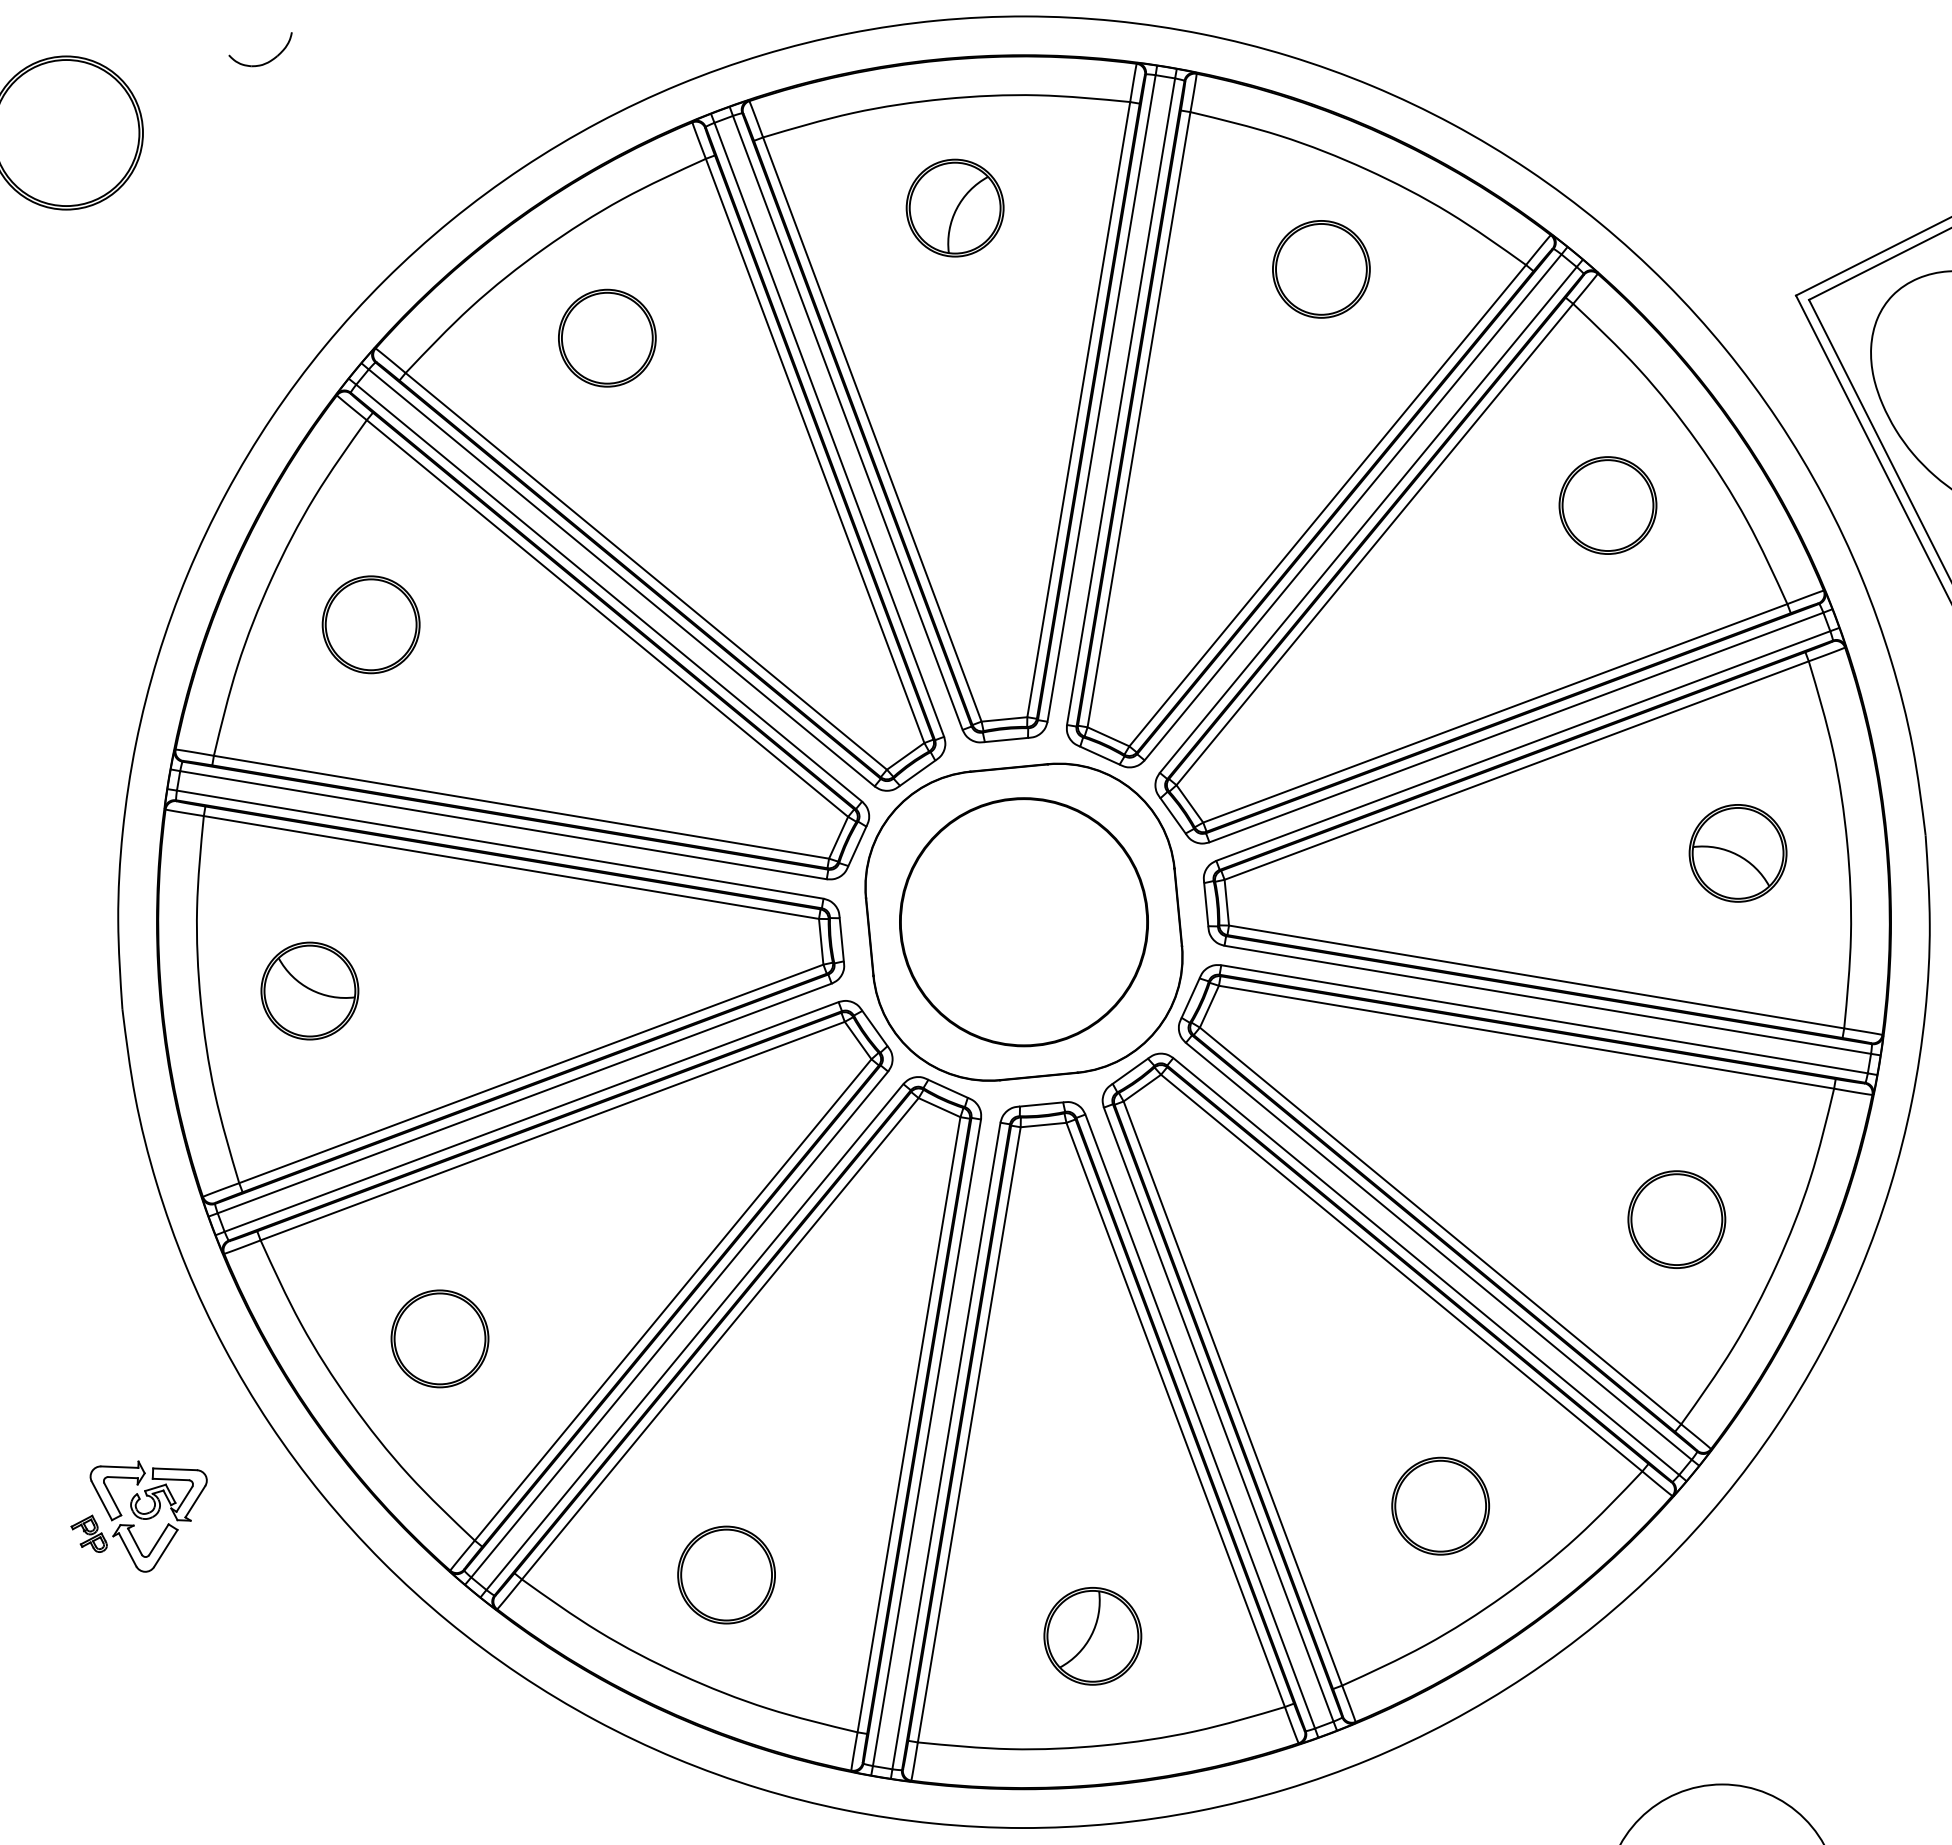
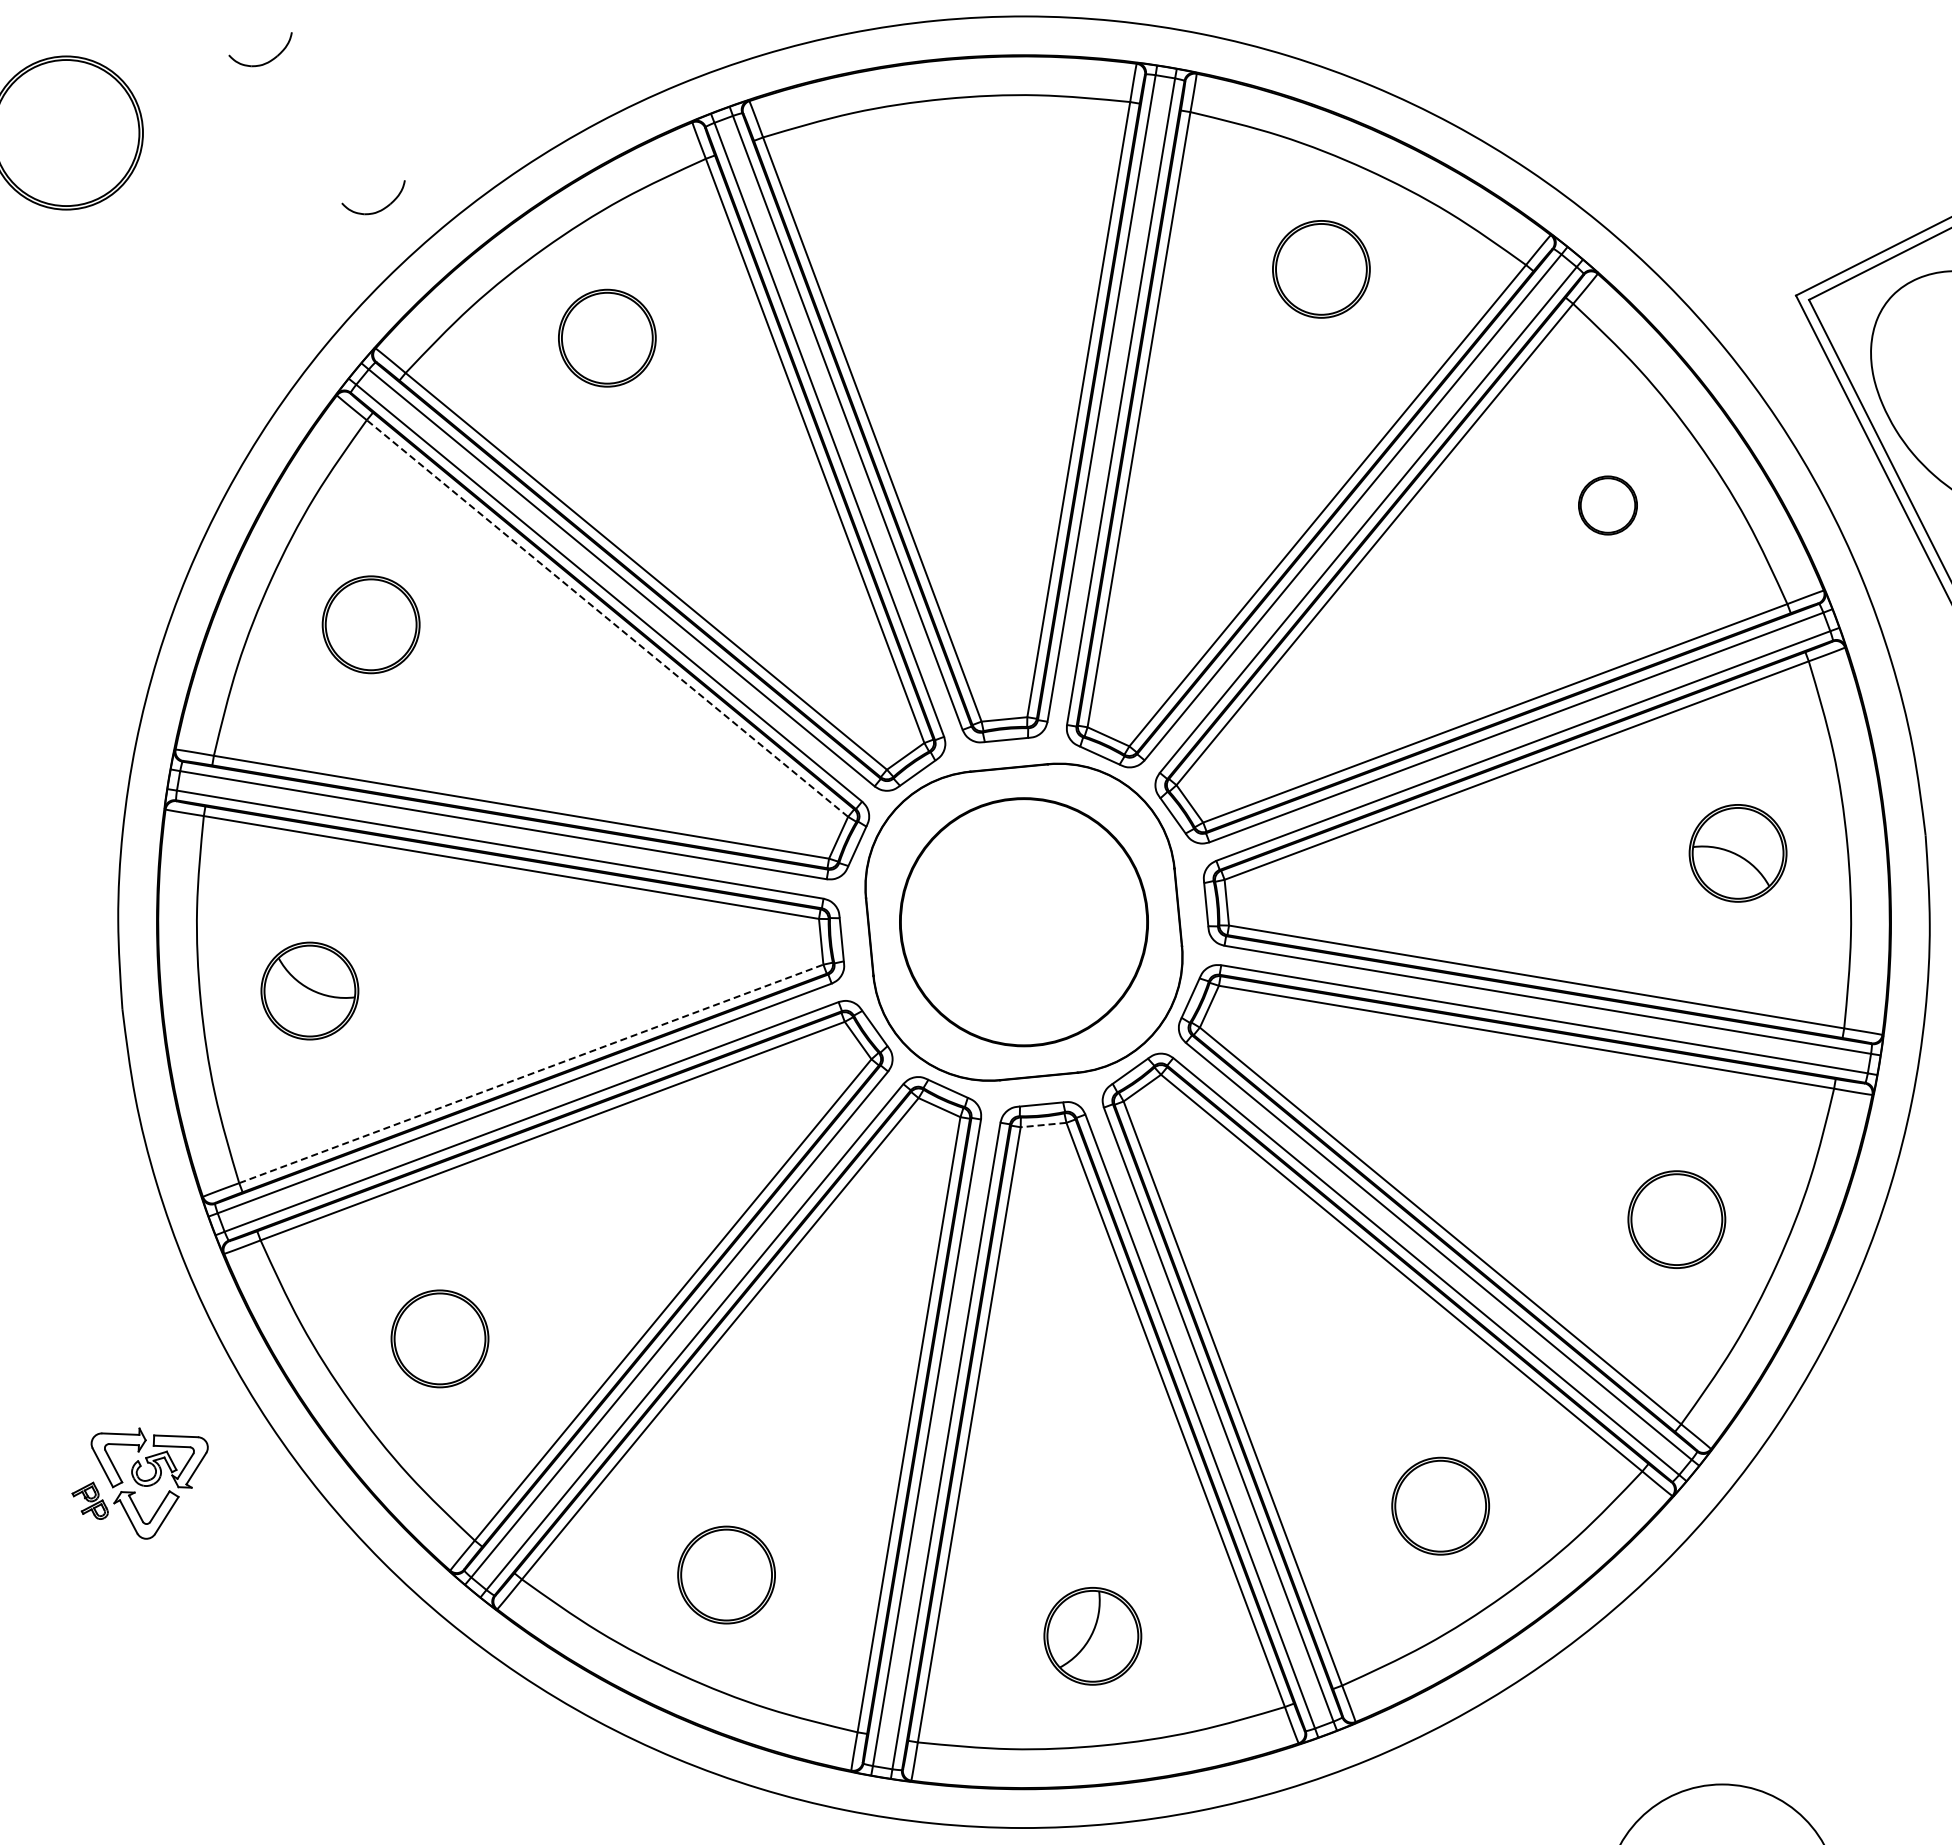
part: present -> none (954, 207)
part: none -> present (380, 209)
part size: 100x99 px -> 60x61 px (1607, 505)
line: solid -> dashed (607, 618)
line: solid -> dashed (531, 1073)
line: solid -> dashed (1043, 1125)
part position: (138, 1516) -> (139, 1483) (139, 1483)
